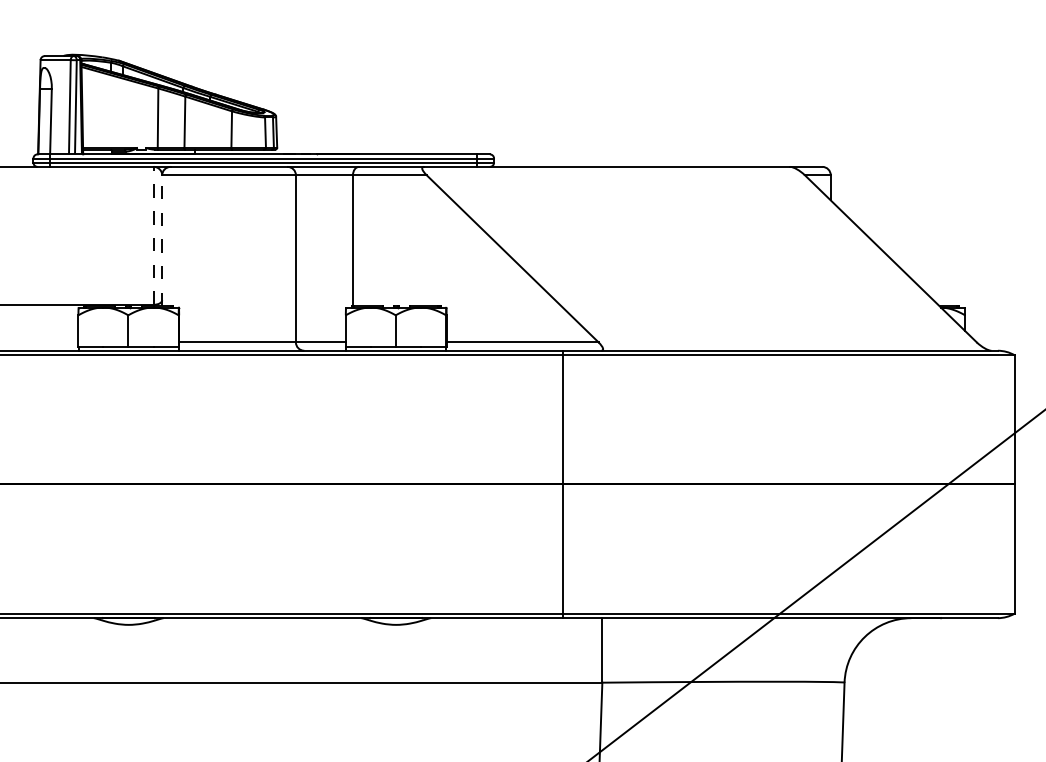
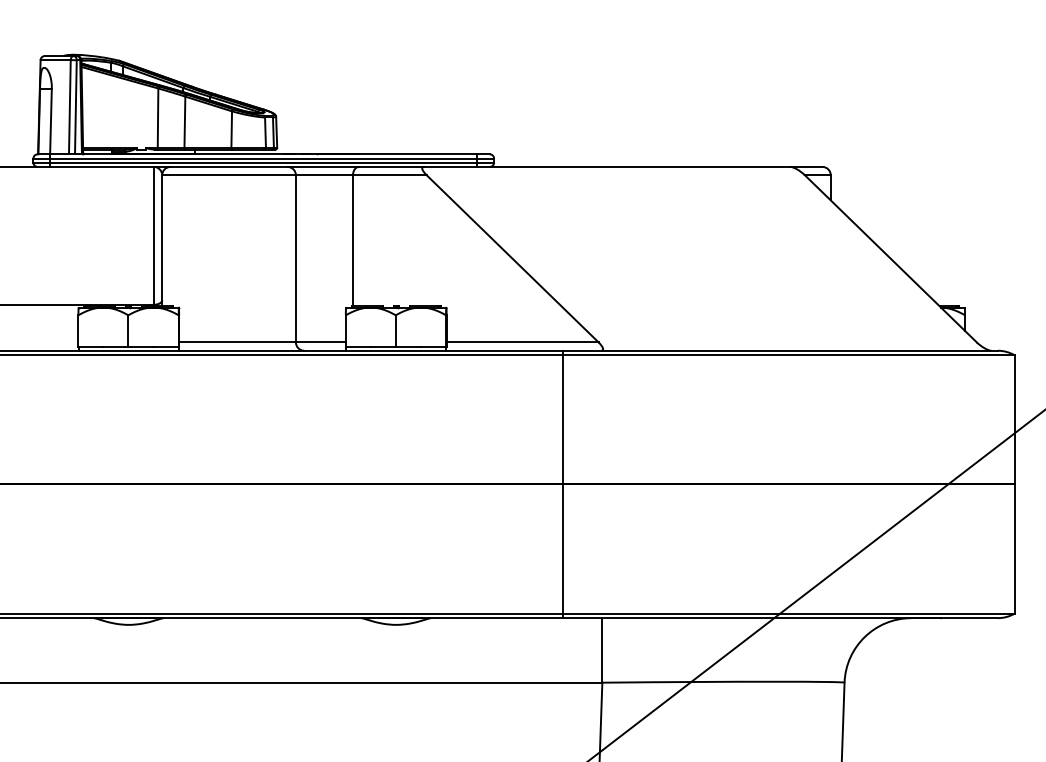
line: dashed -> solid (153, 235)
line: dashed -> solid (162, 240)
